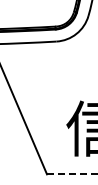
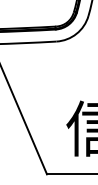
line: dashed -> solid (72, 174)
